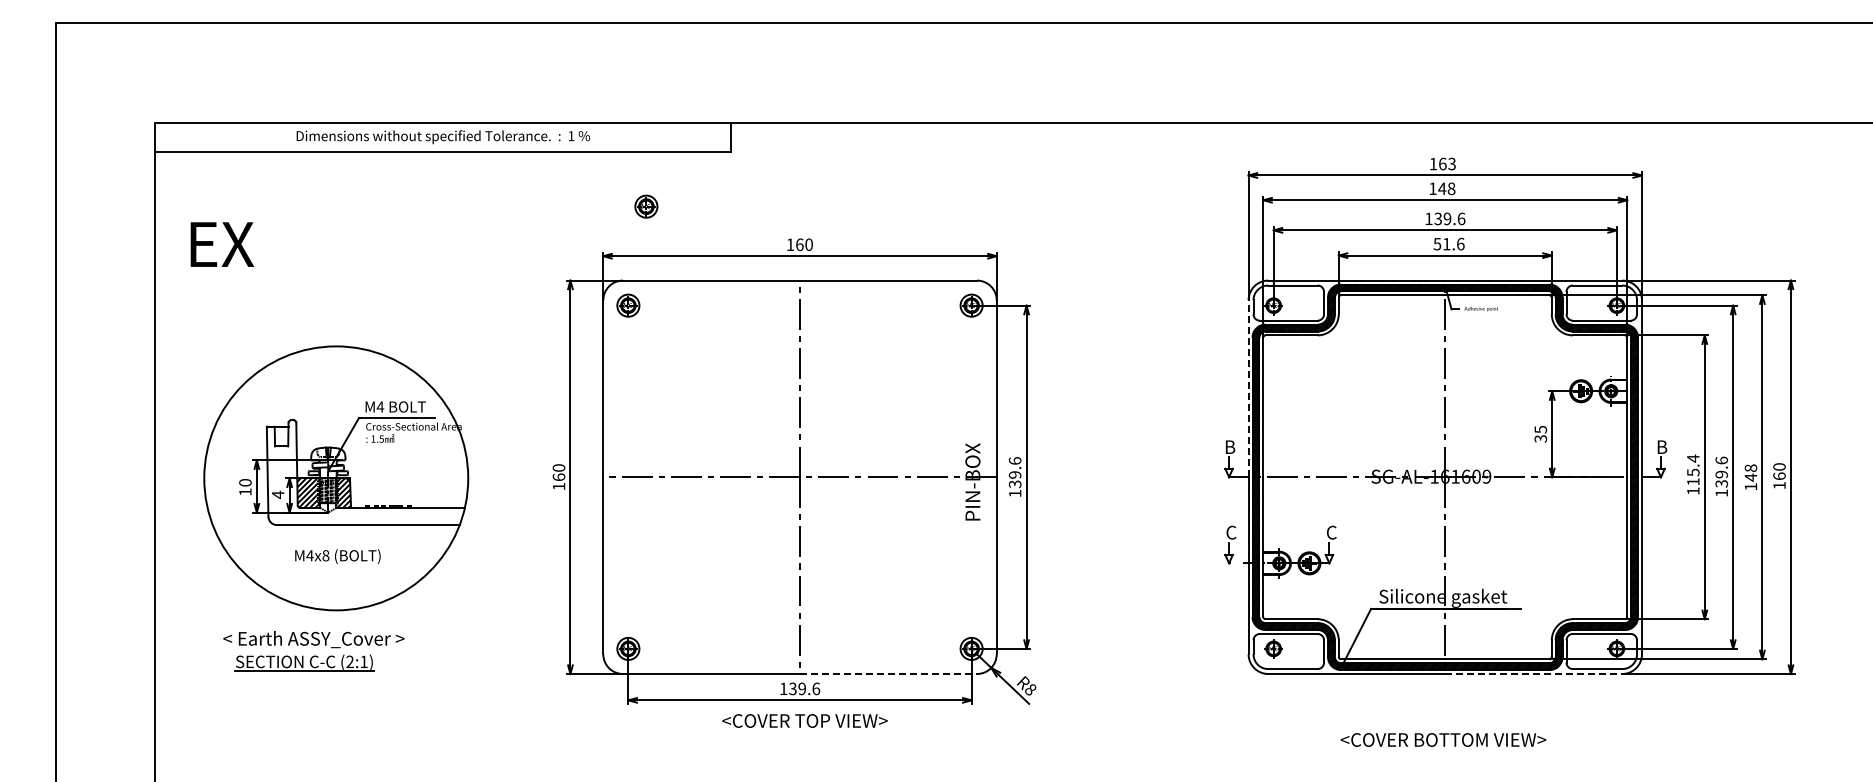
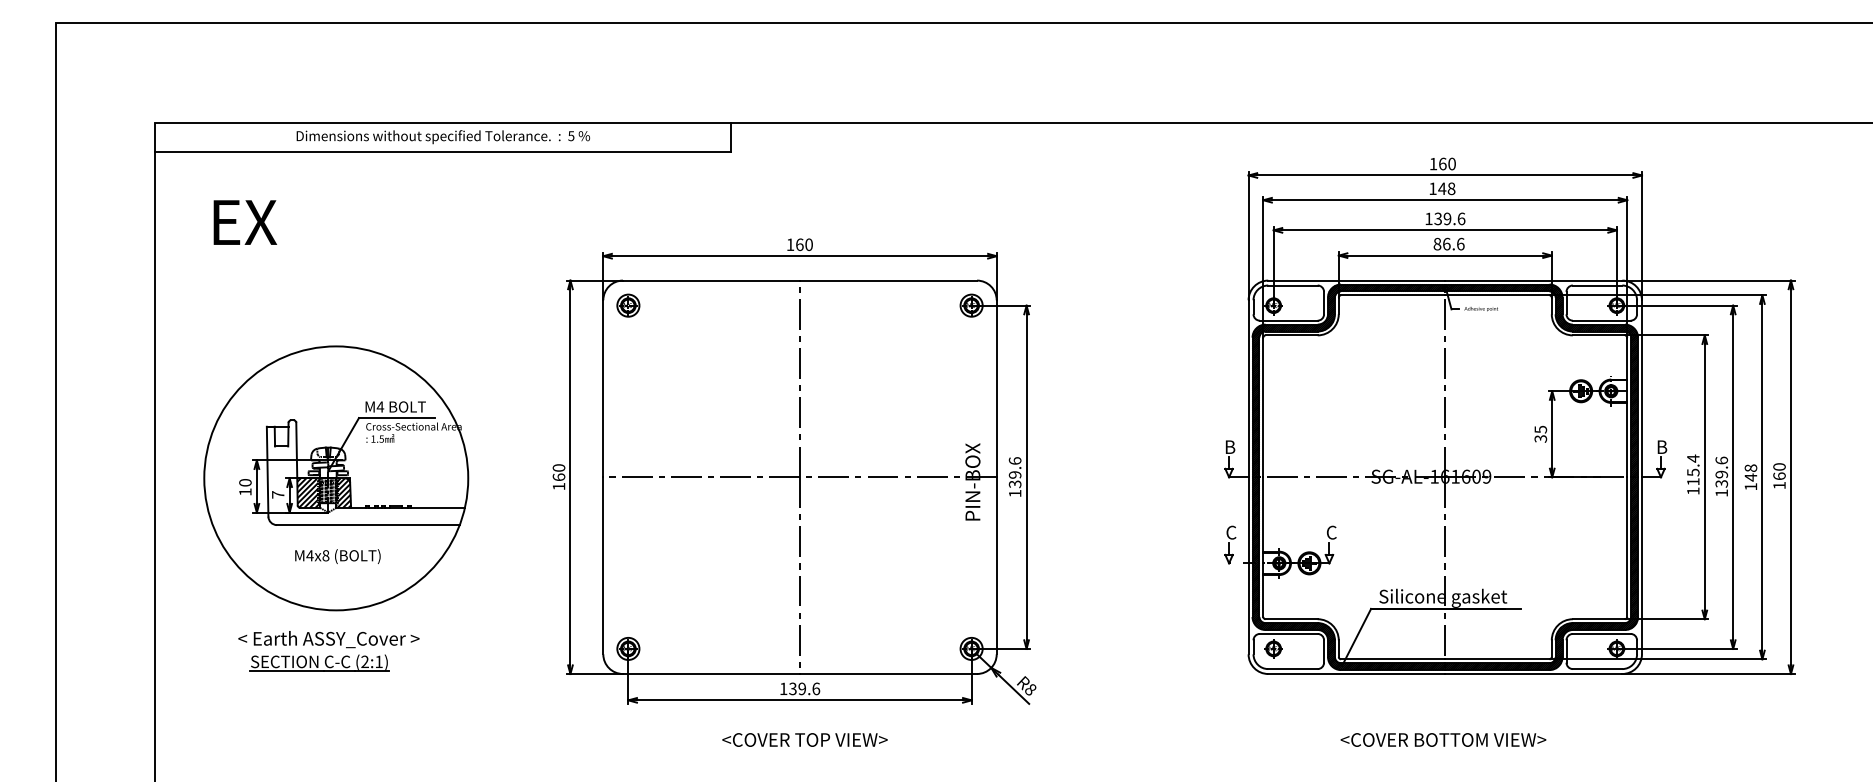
text: 1 -> 5 (571, 136)
text: 163 -> 160 (1451, 164)
part: present -> none (646, 206)
text: 51.6 -> 86.6 (1441, 243)
text position: (222, 244) -> (245, 222) (245, 222)
line: dashed -> solid (1248, 388)
text: 4 -> 7 (278, 494)
part position: (313, 651) -> (328, 651) (328, 651)
line: dashed -> solid (888, 674)
line: dashed -> solid (1533, 674)
text position: (804, 720) -> (804, 739) (804, 739)
